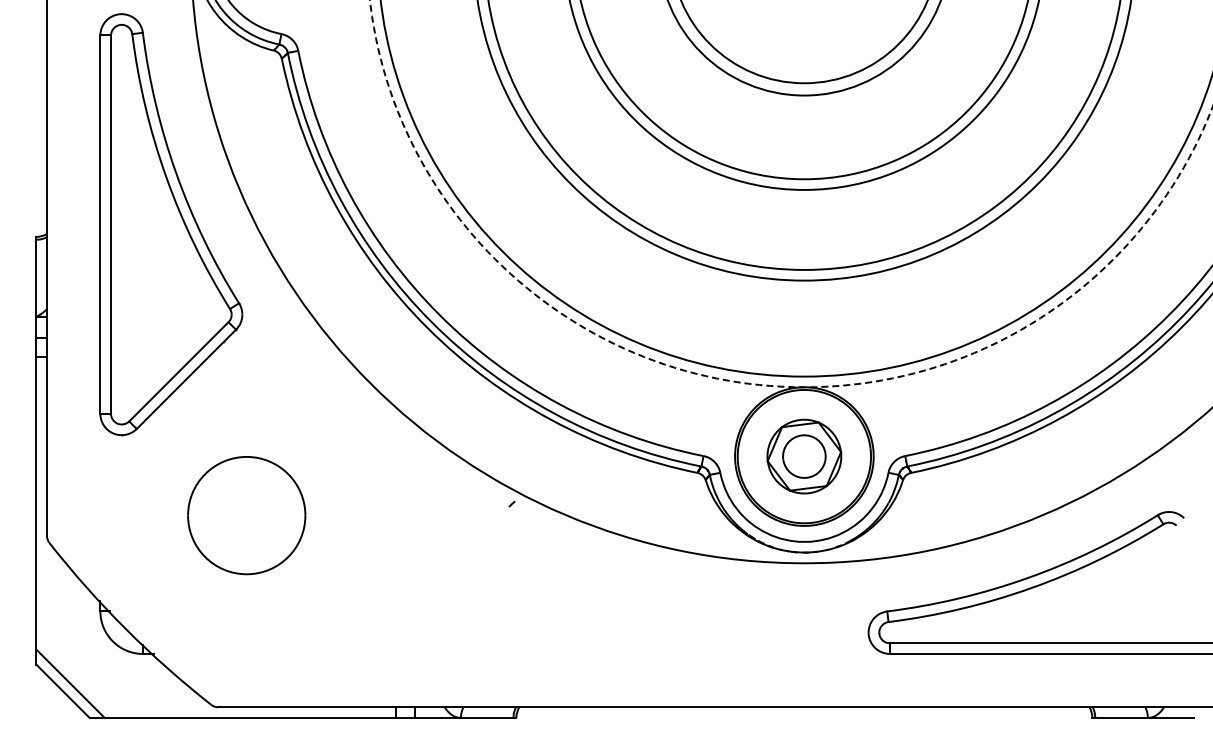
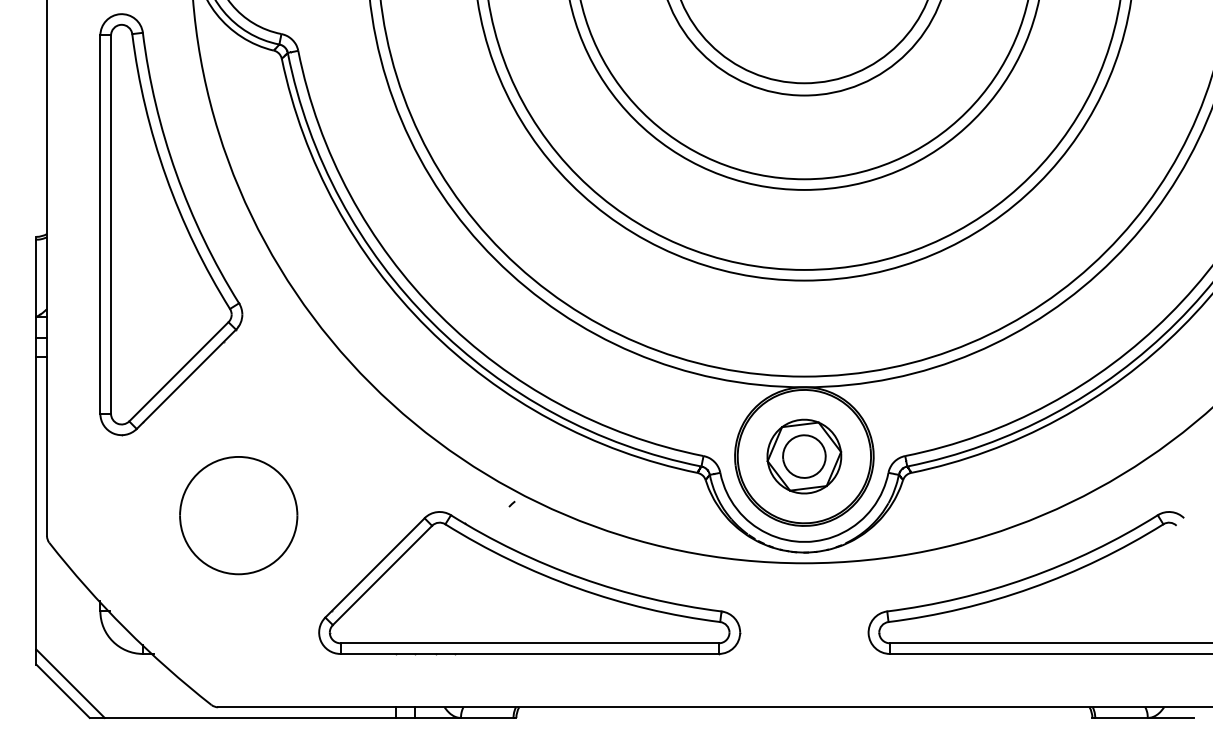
arc: dashed -> solid (752, 384)
part position: (246, 515) -> (238, 515) (238, 515)
part: none -> present (529, 583)
